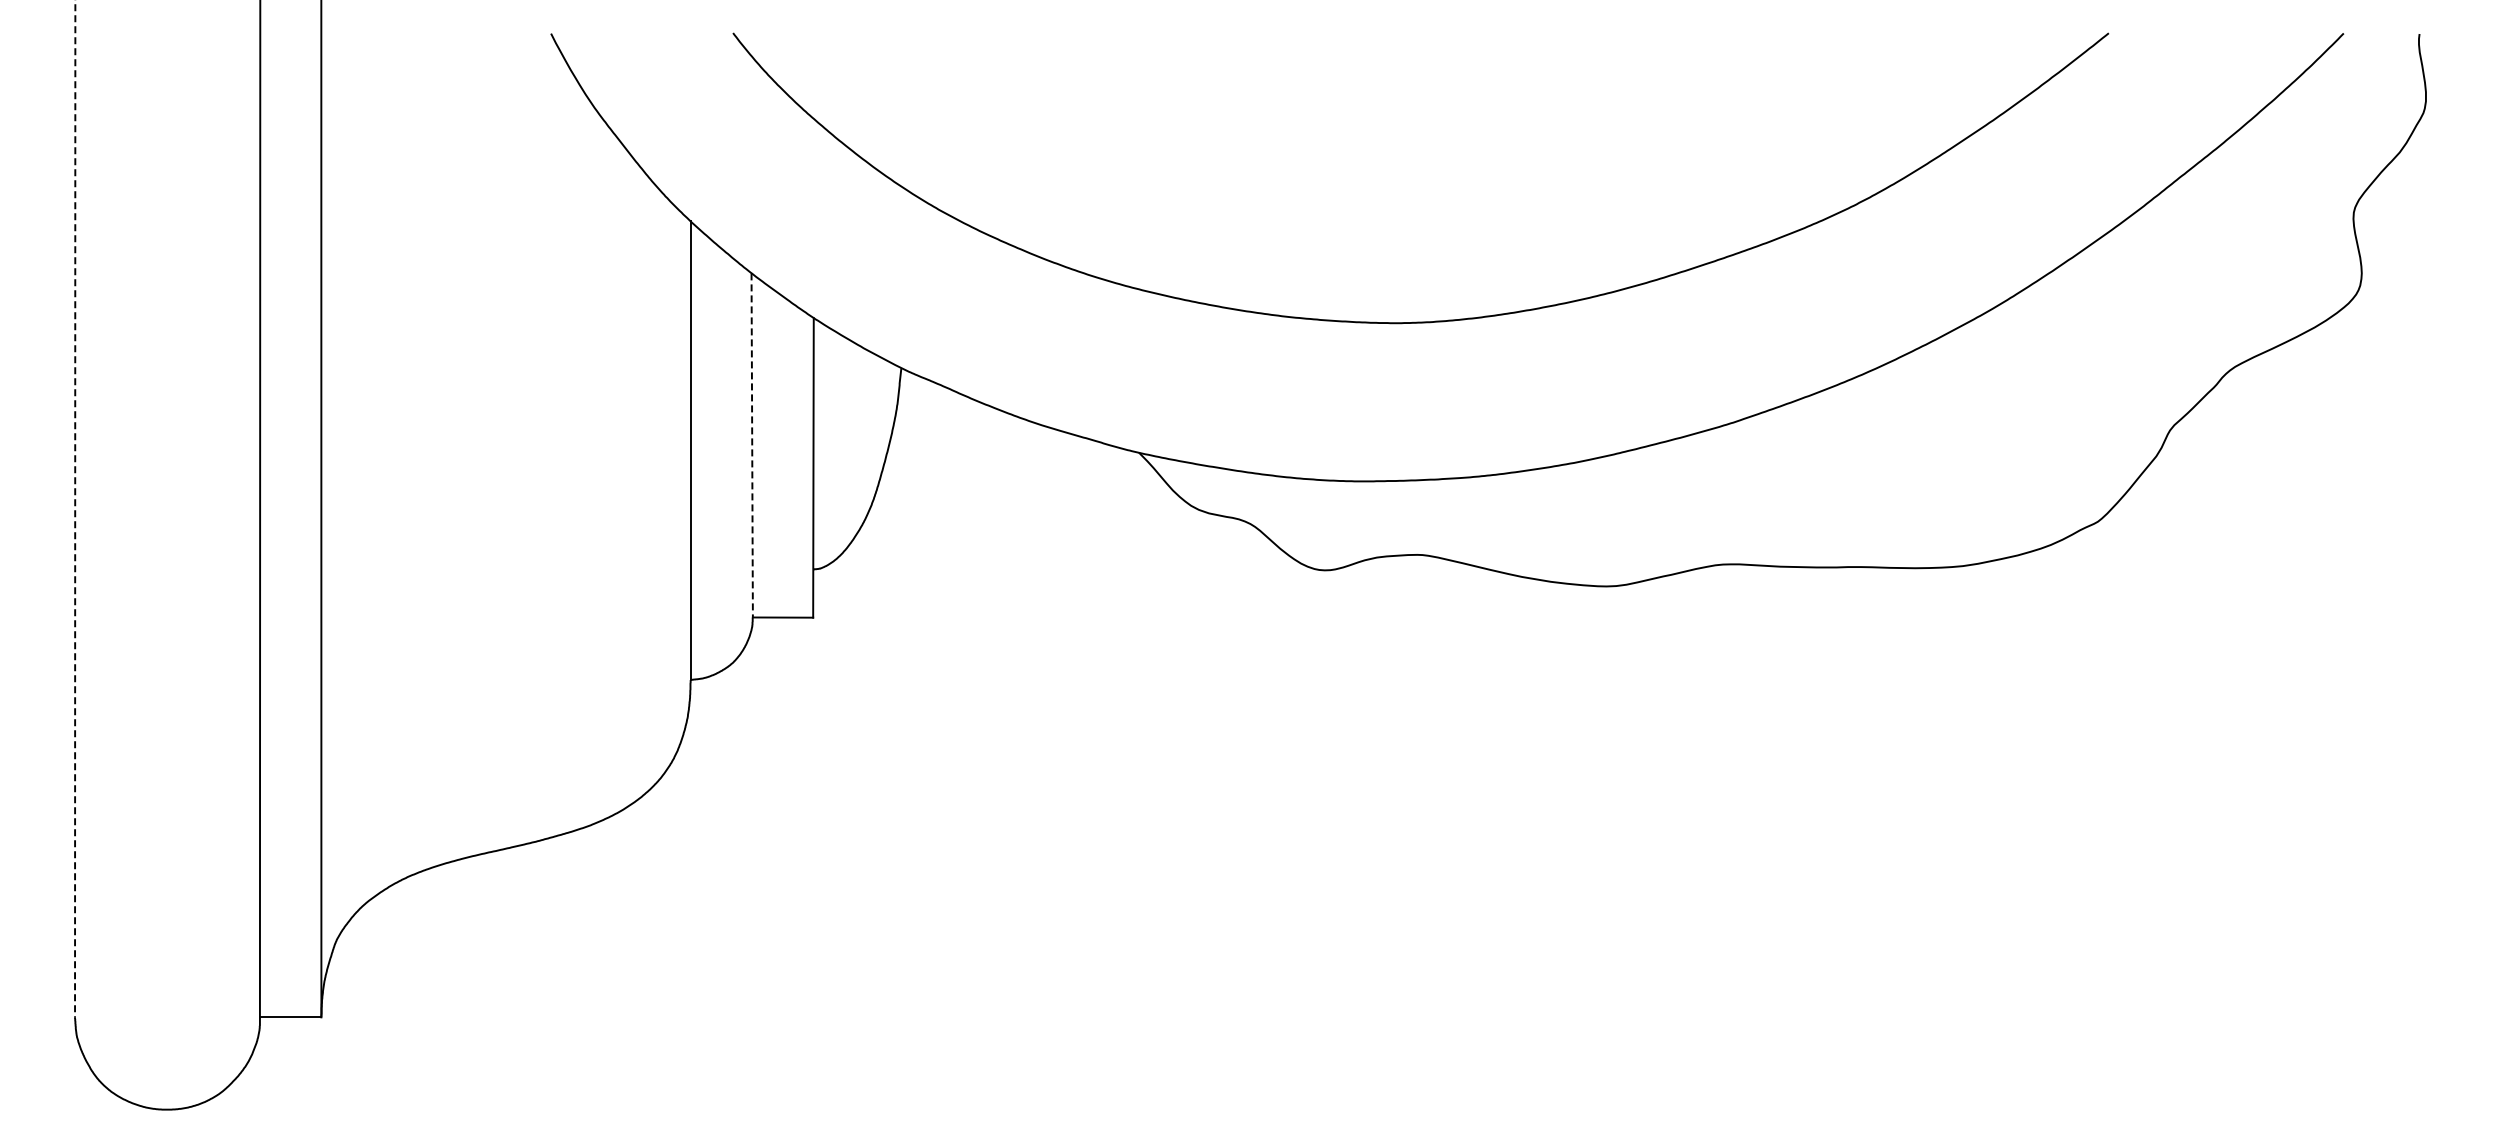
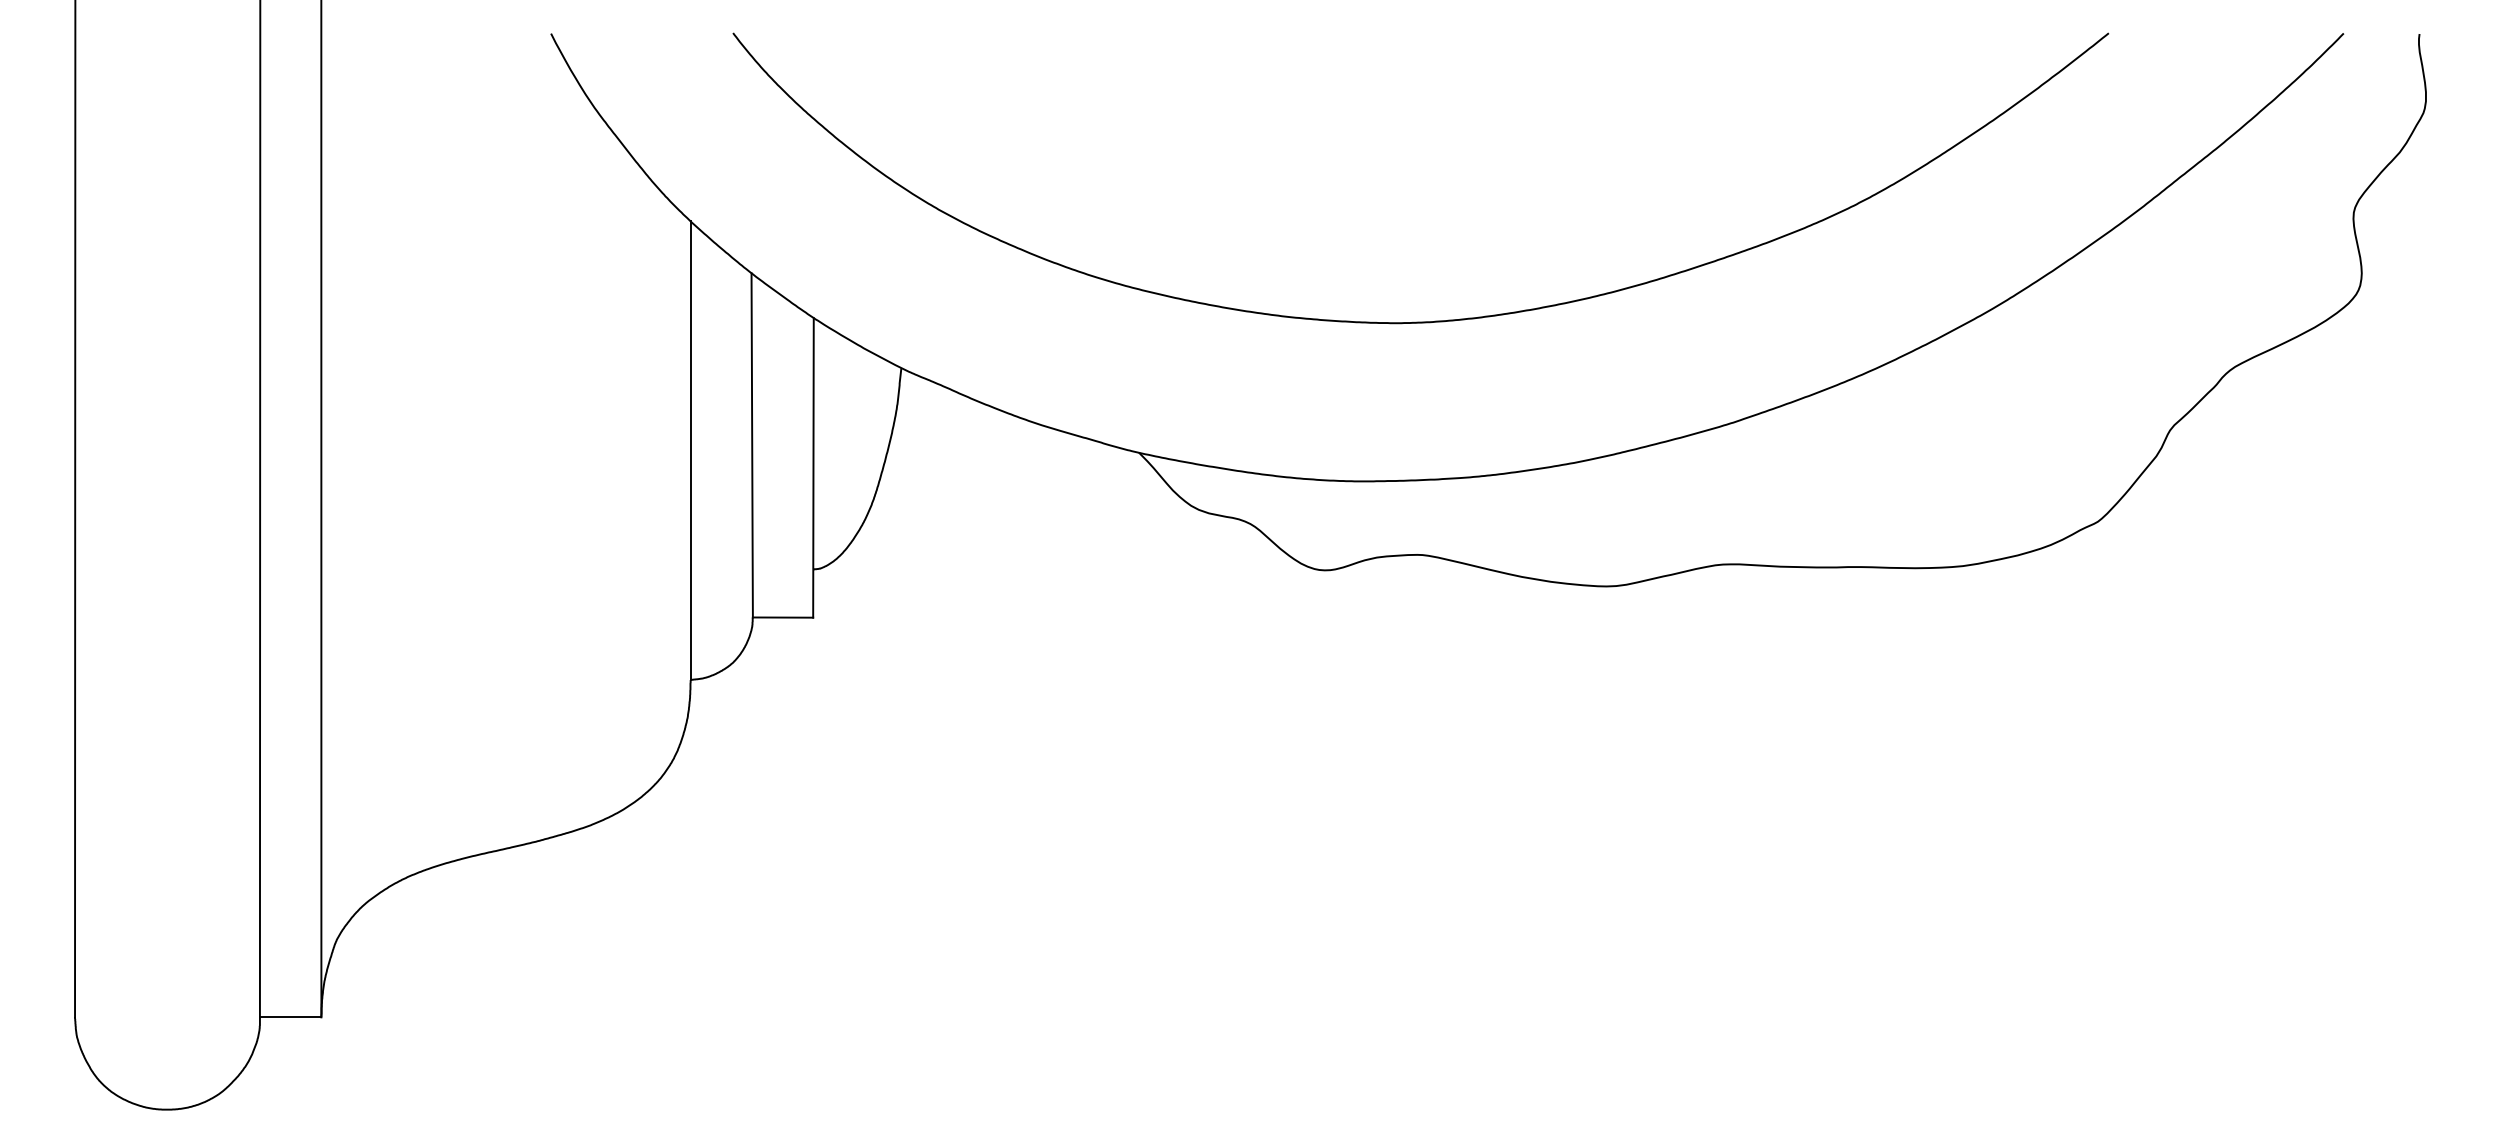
line: dashed -> solid (752, 445)
line: dashed -> solid (75, 509)
